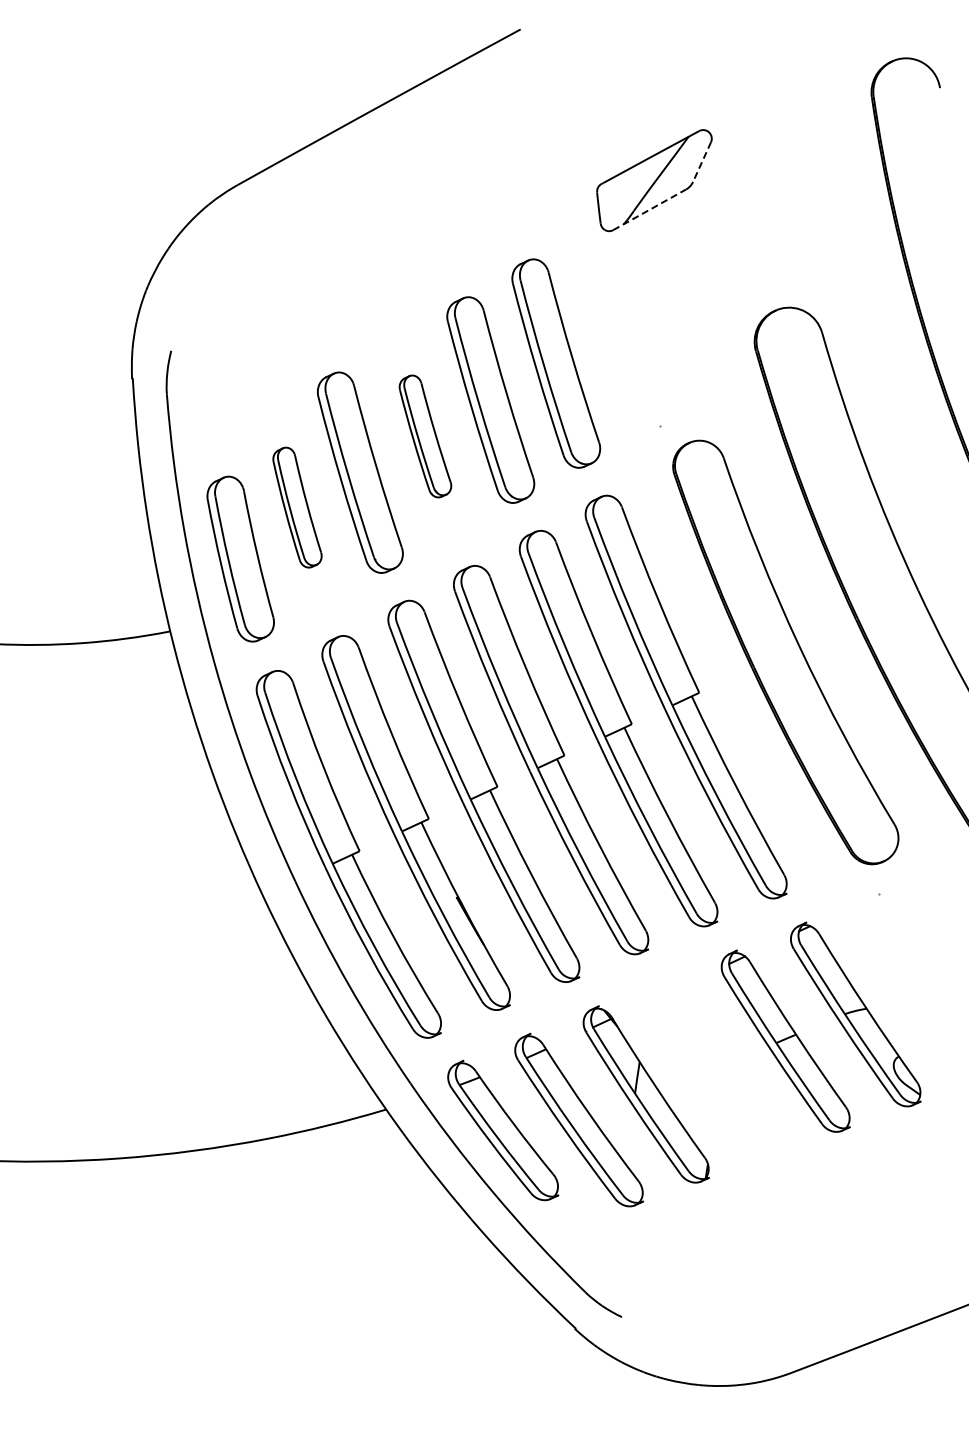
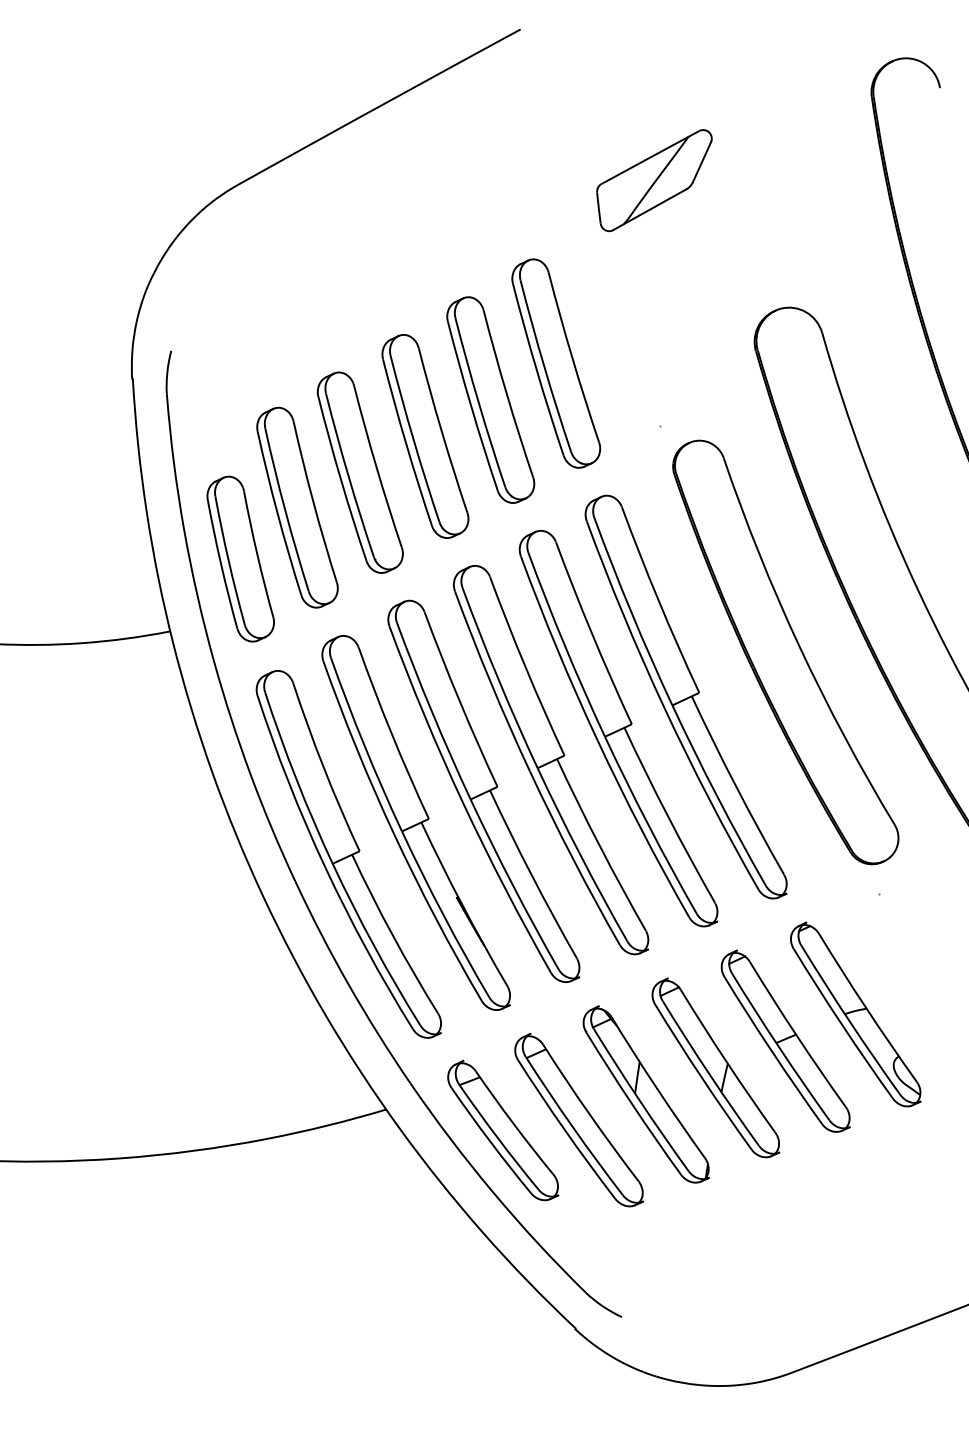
line: dashed -> solid (702, 162)
line: dashed -> solid (649, 209)
part size: 55x125 px -> 89x205 px (425, 436)
part size: 51x123 px -> 83x203 px (297, 507)
part: none -> present (715, 1067)
